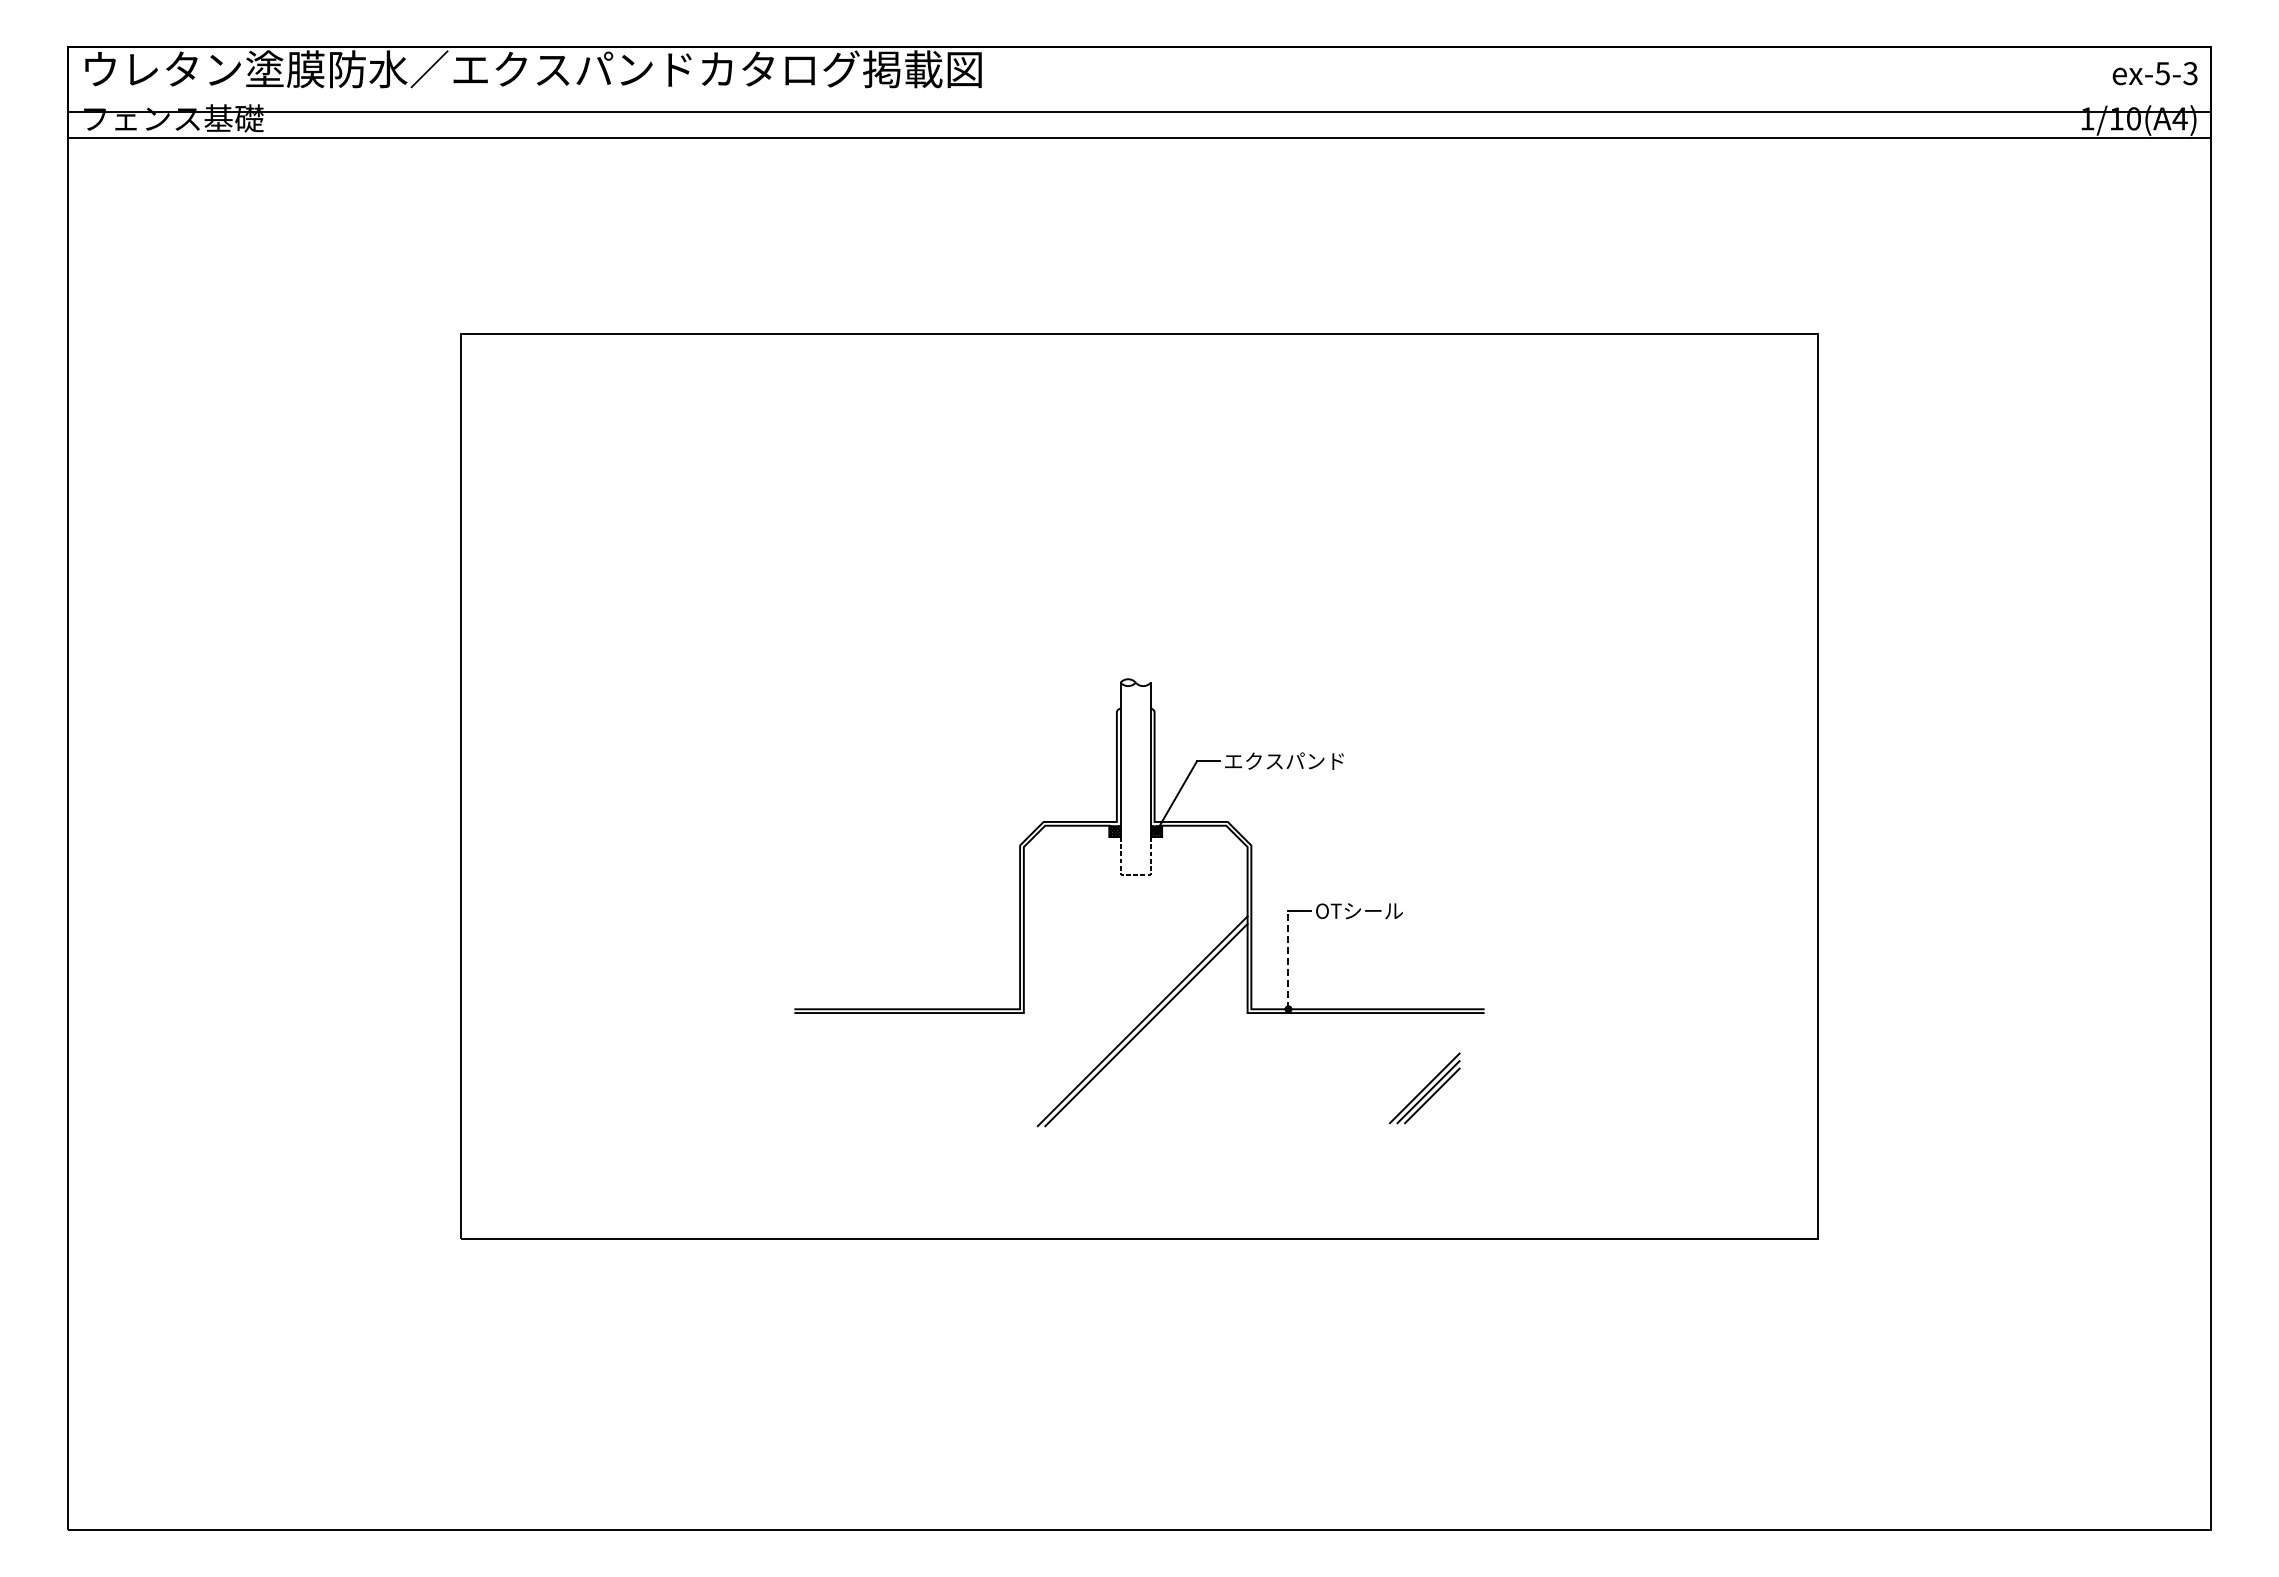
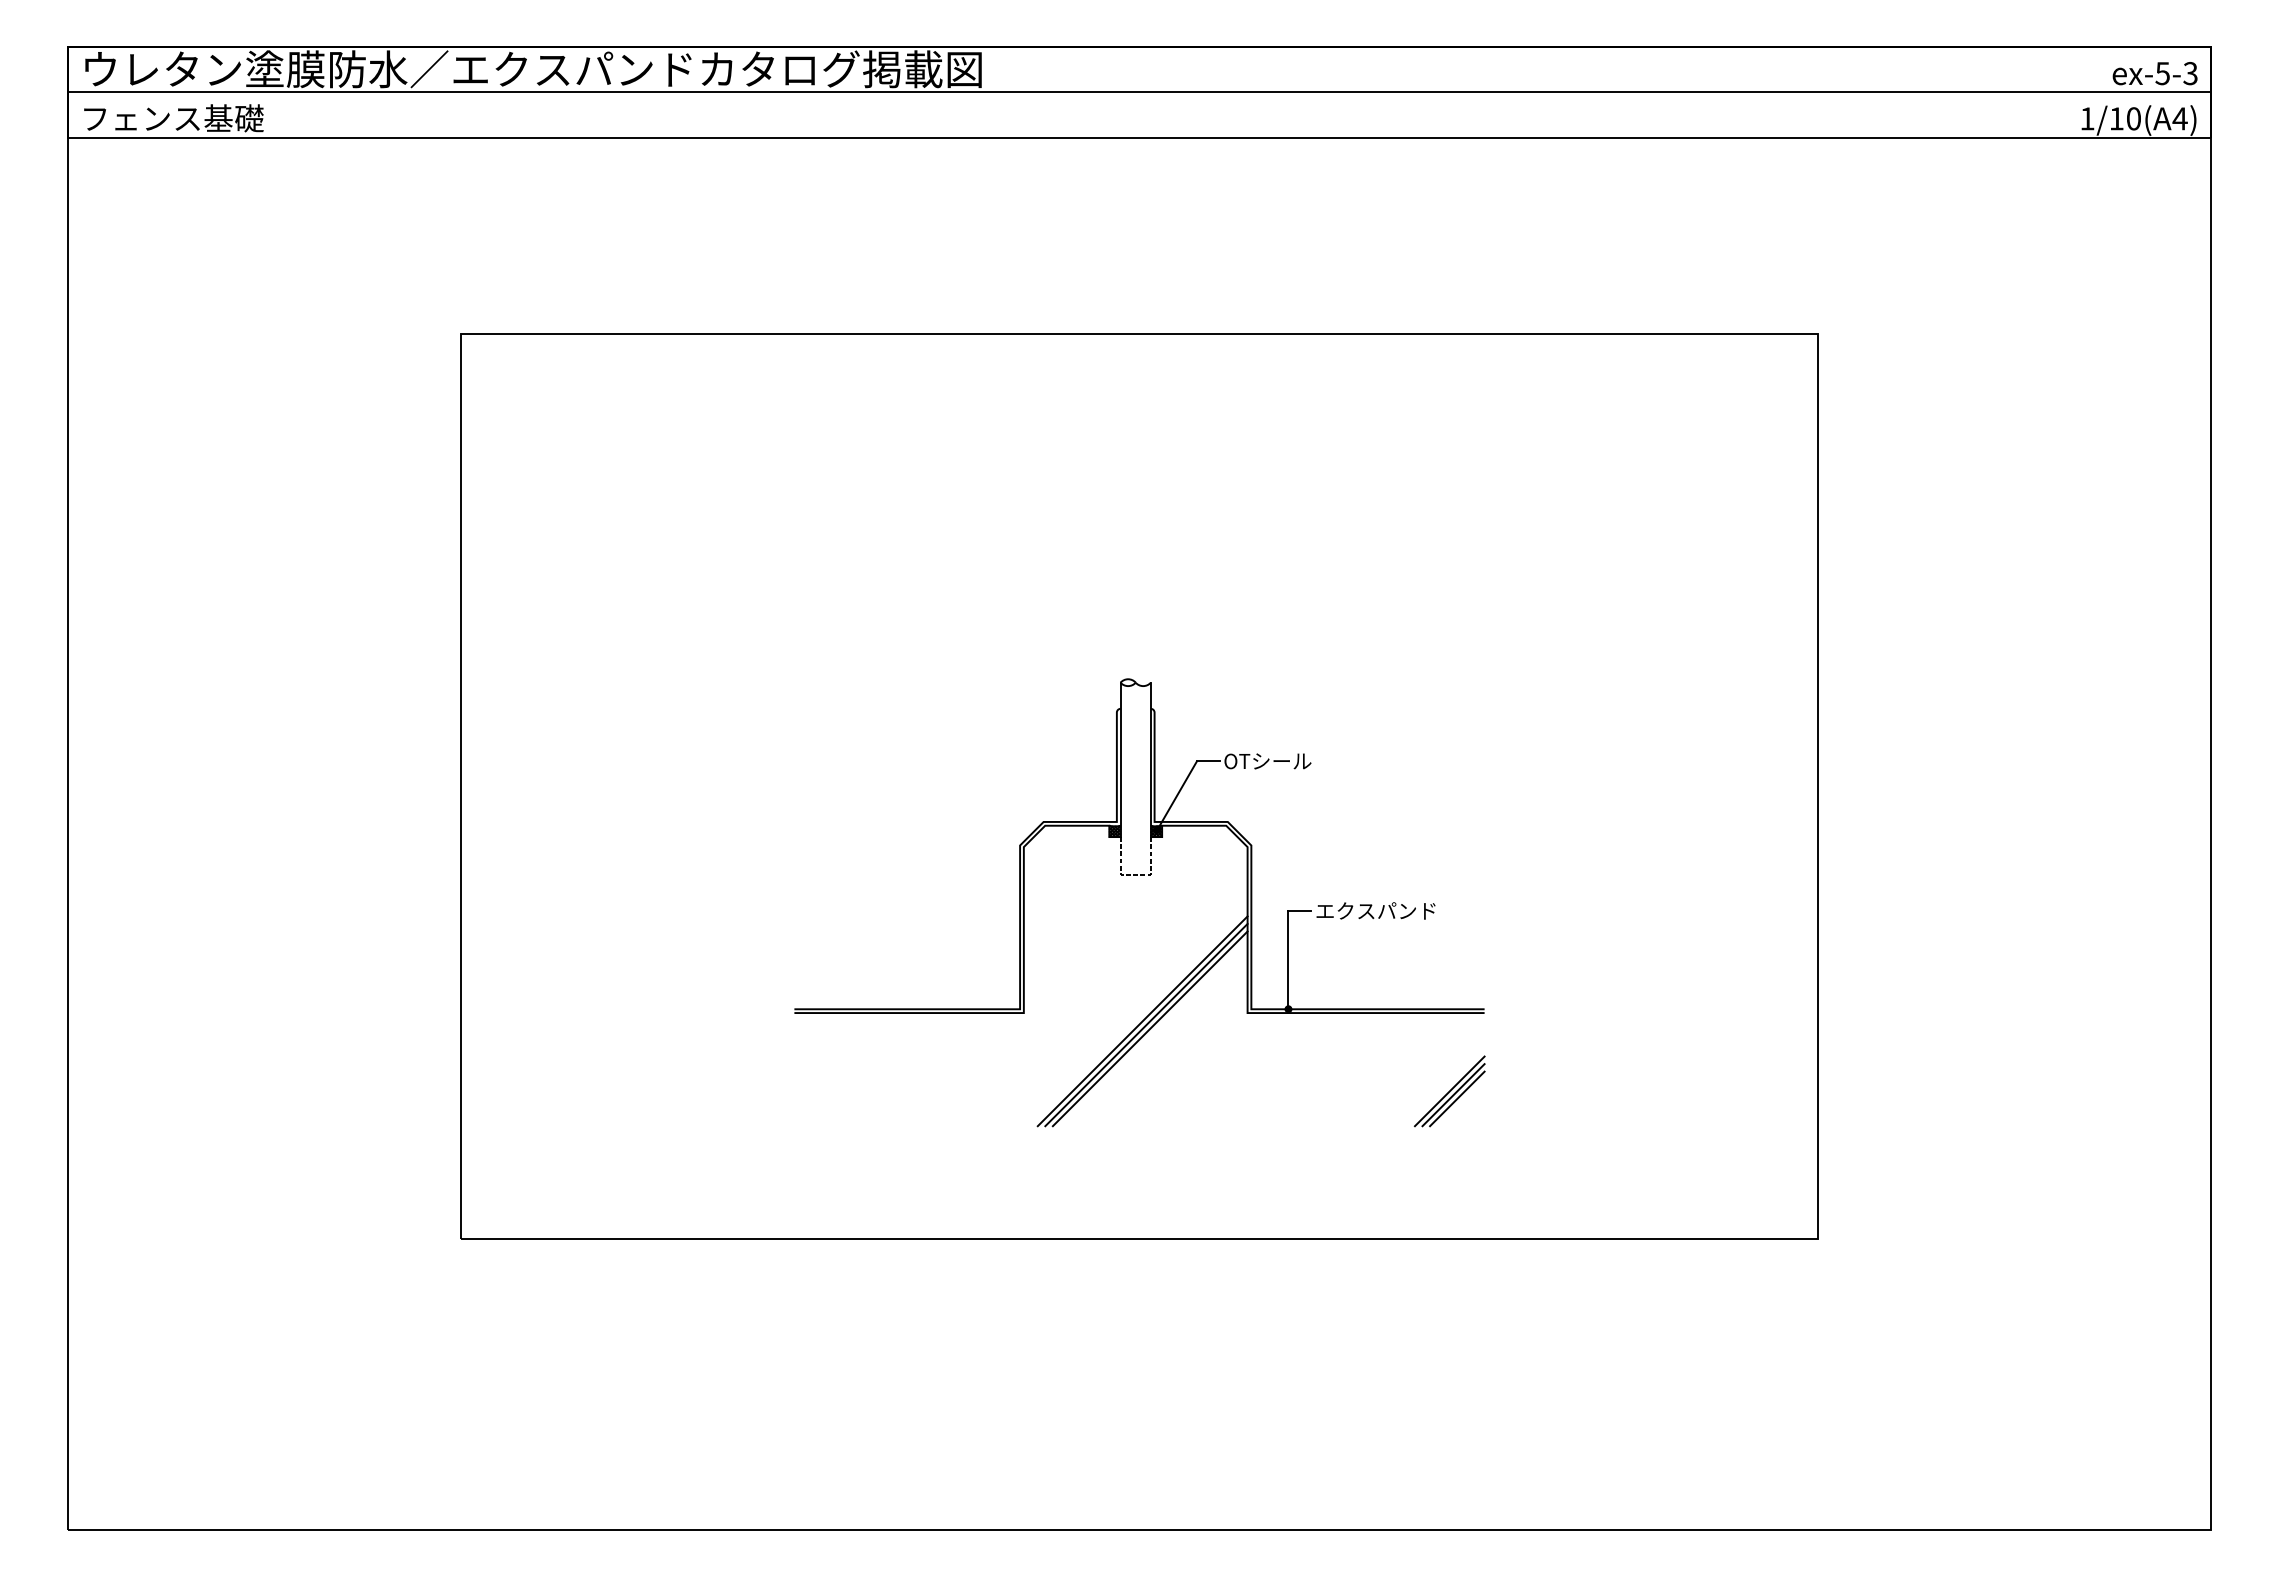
line position: (1139, 112) -> (1139, 92) (1139, 92)
text: エクスパンド -> OTシール (1283, 760)
text: OTシール -> エクスパンド (1375, 910)
line: dashed -> solid (1288, 960)
line: none -> present (1149, 1028)
part position: (1424, 1088) -> (1449, 1091) (1449, 1091)
